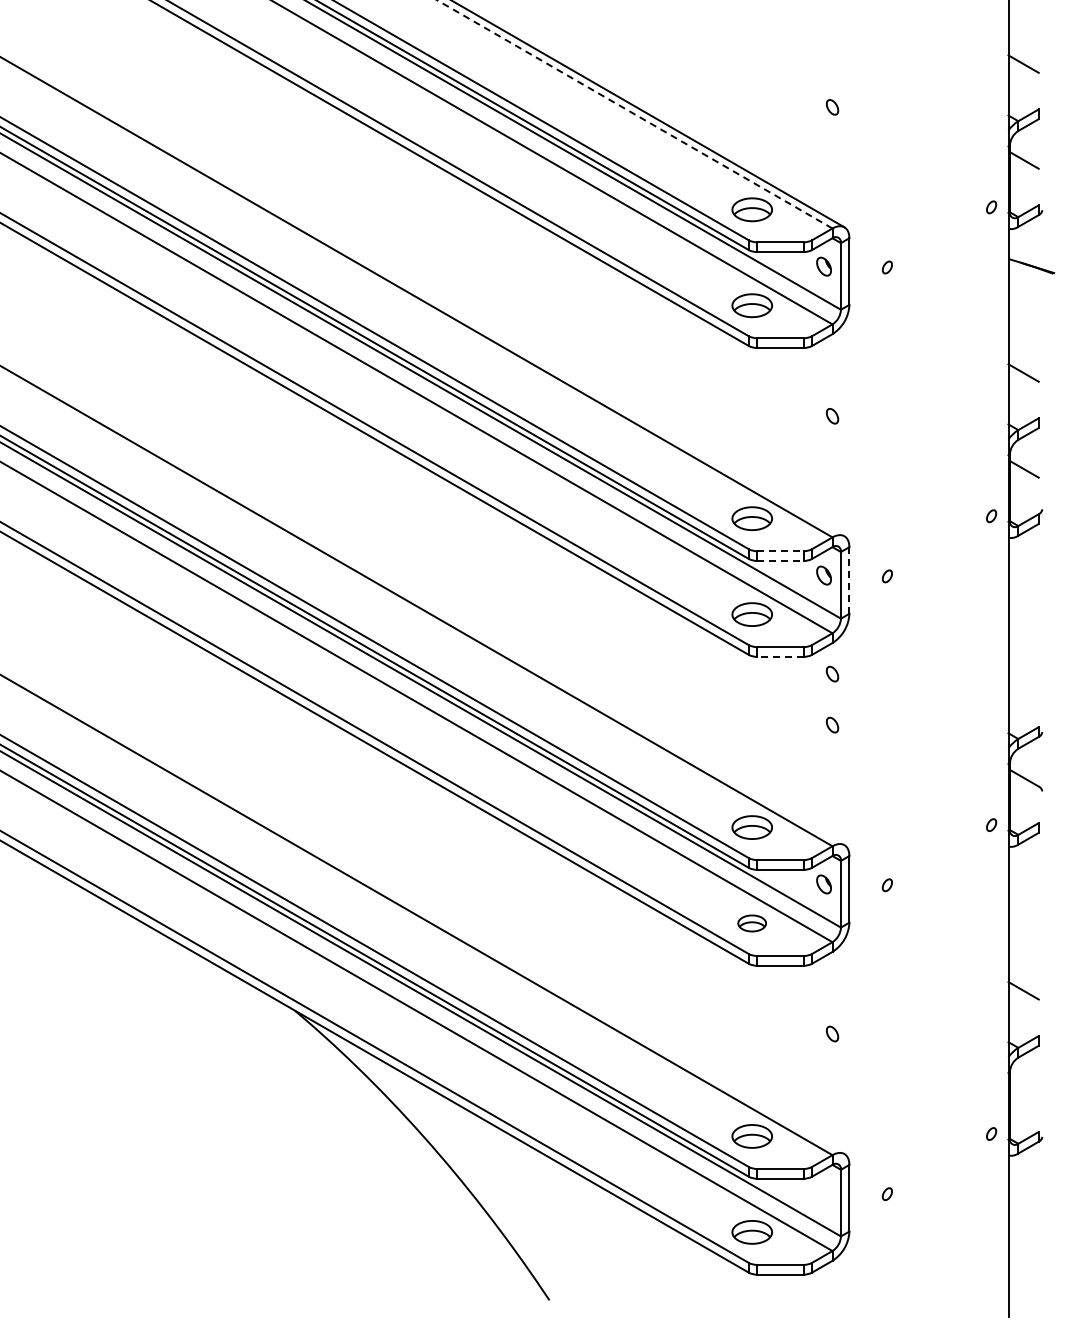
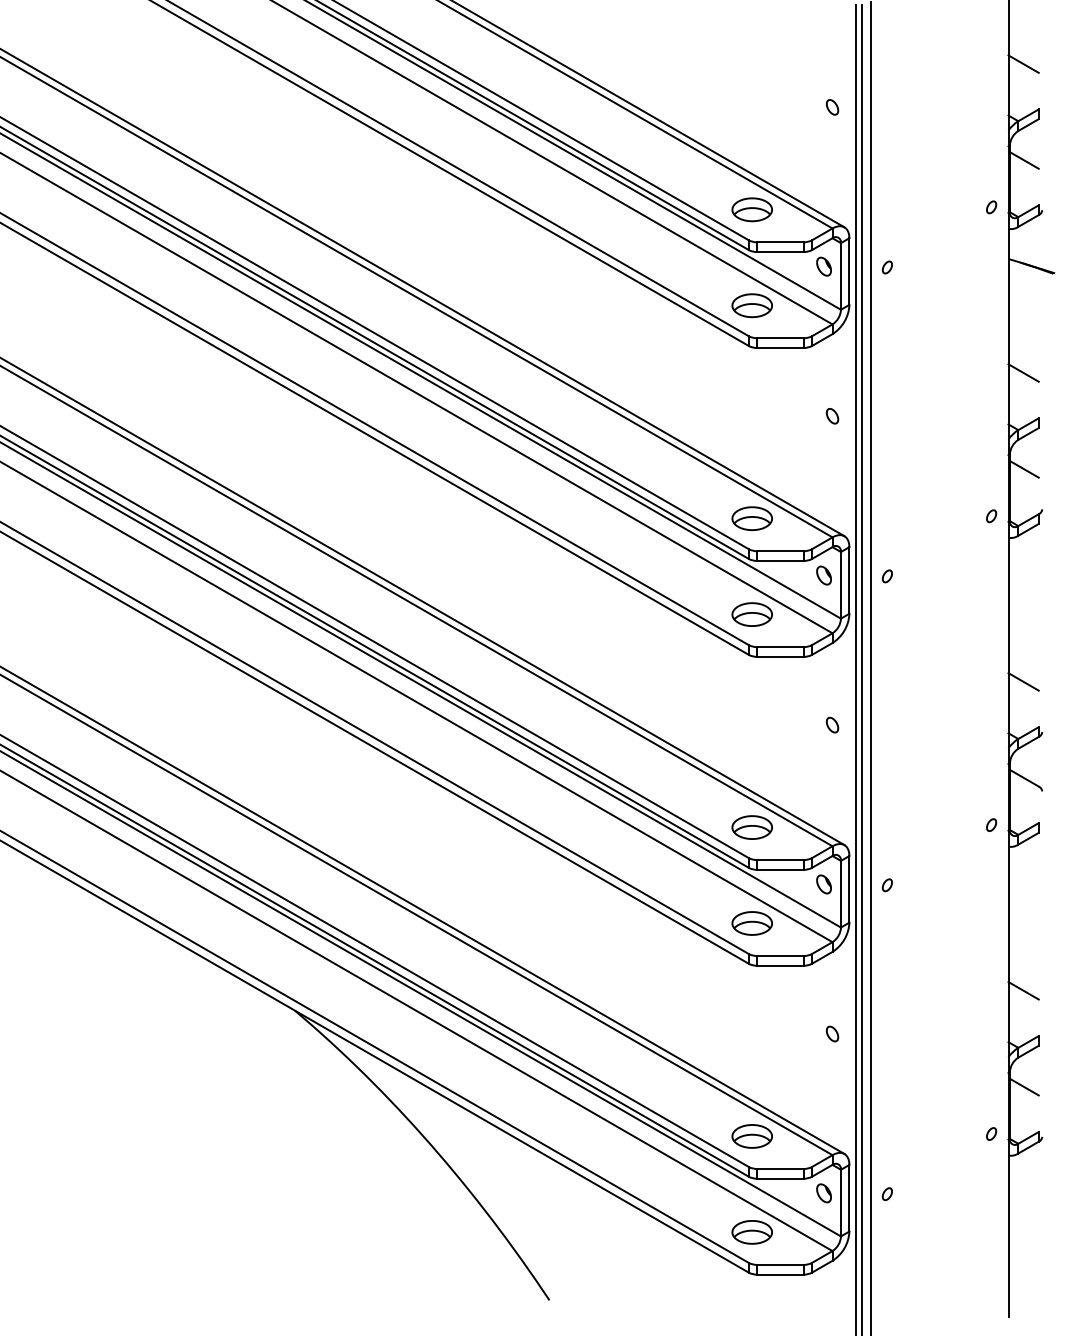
line: dashed -> solid (634, 114)
line: none -> present (423, 293)
line: dashed -> solid (780, 551)
line: dashed -> solid (780, 560)
line: dashed -> solid (849, 579)
line: none -> present (423, 602)
line: dashed -> solid (779, 656)
line: none -> present (870, 667)
line: none -> present (856, 668)
line: none -> present (862, 668)
part: present -> none (832, 673)
line: none -> present (1023, 681)
line: none -> present (423, 910)
part size: 30x19 px -> 42x25 px (751, 923)
line: none -> present (1023, 1086)
part: none -> present (823, 1193)
